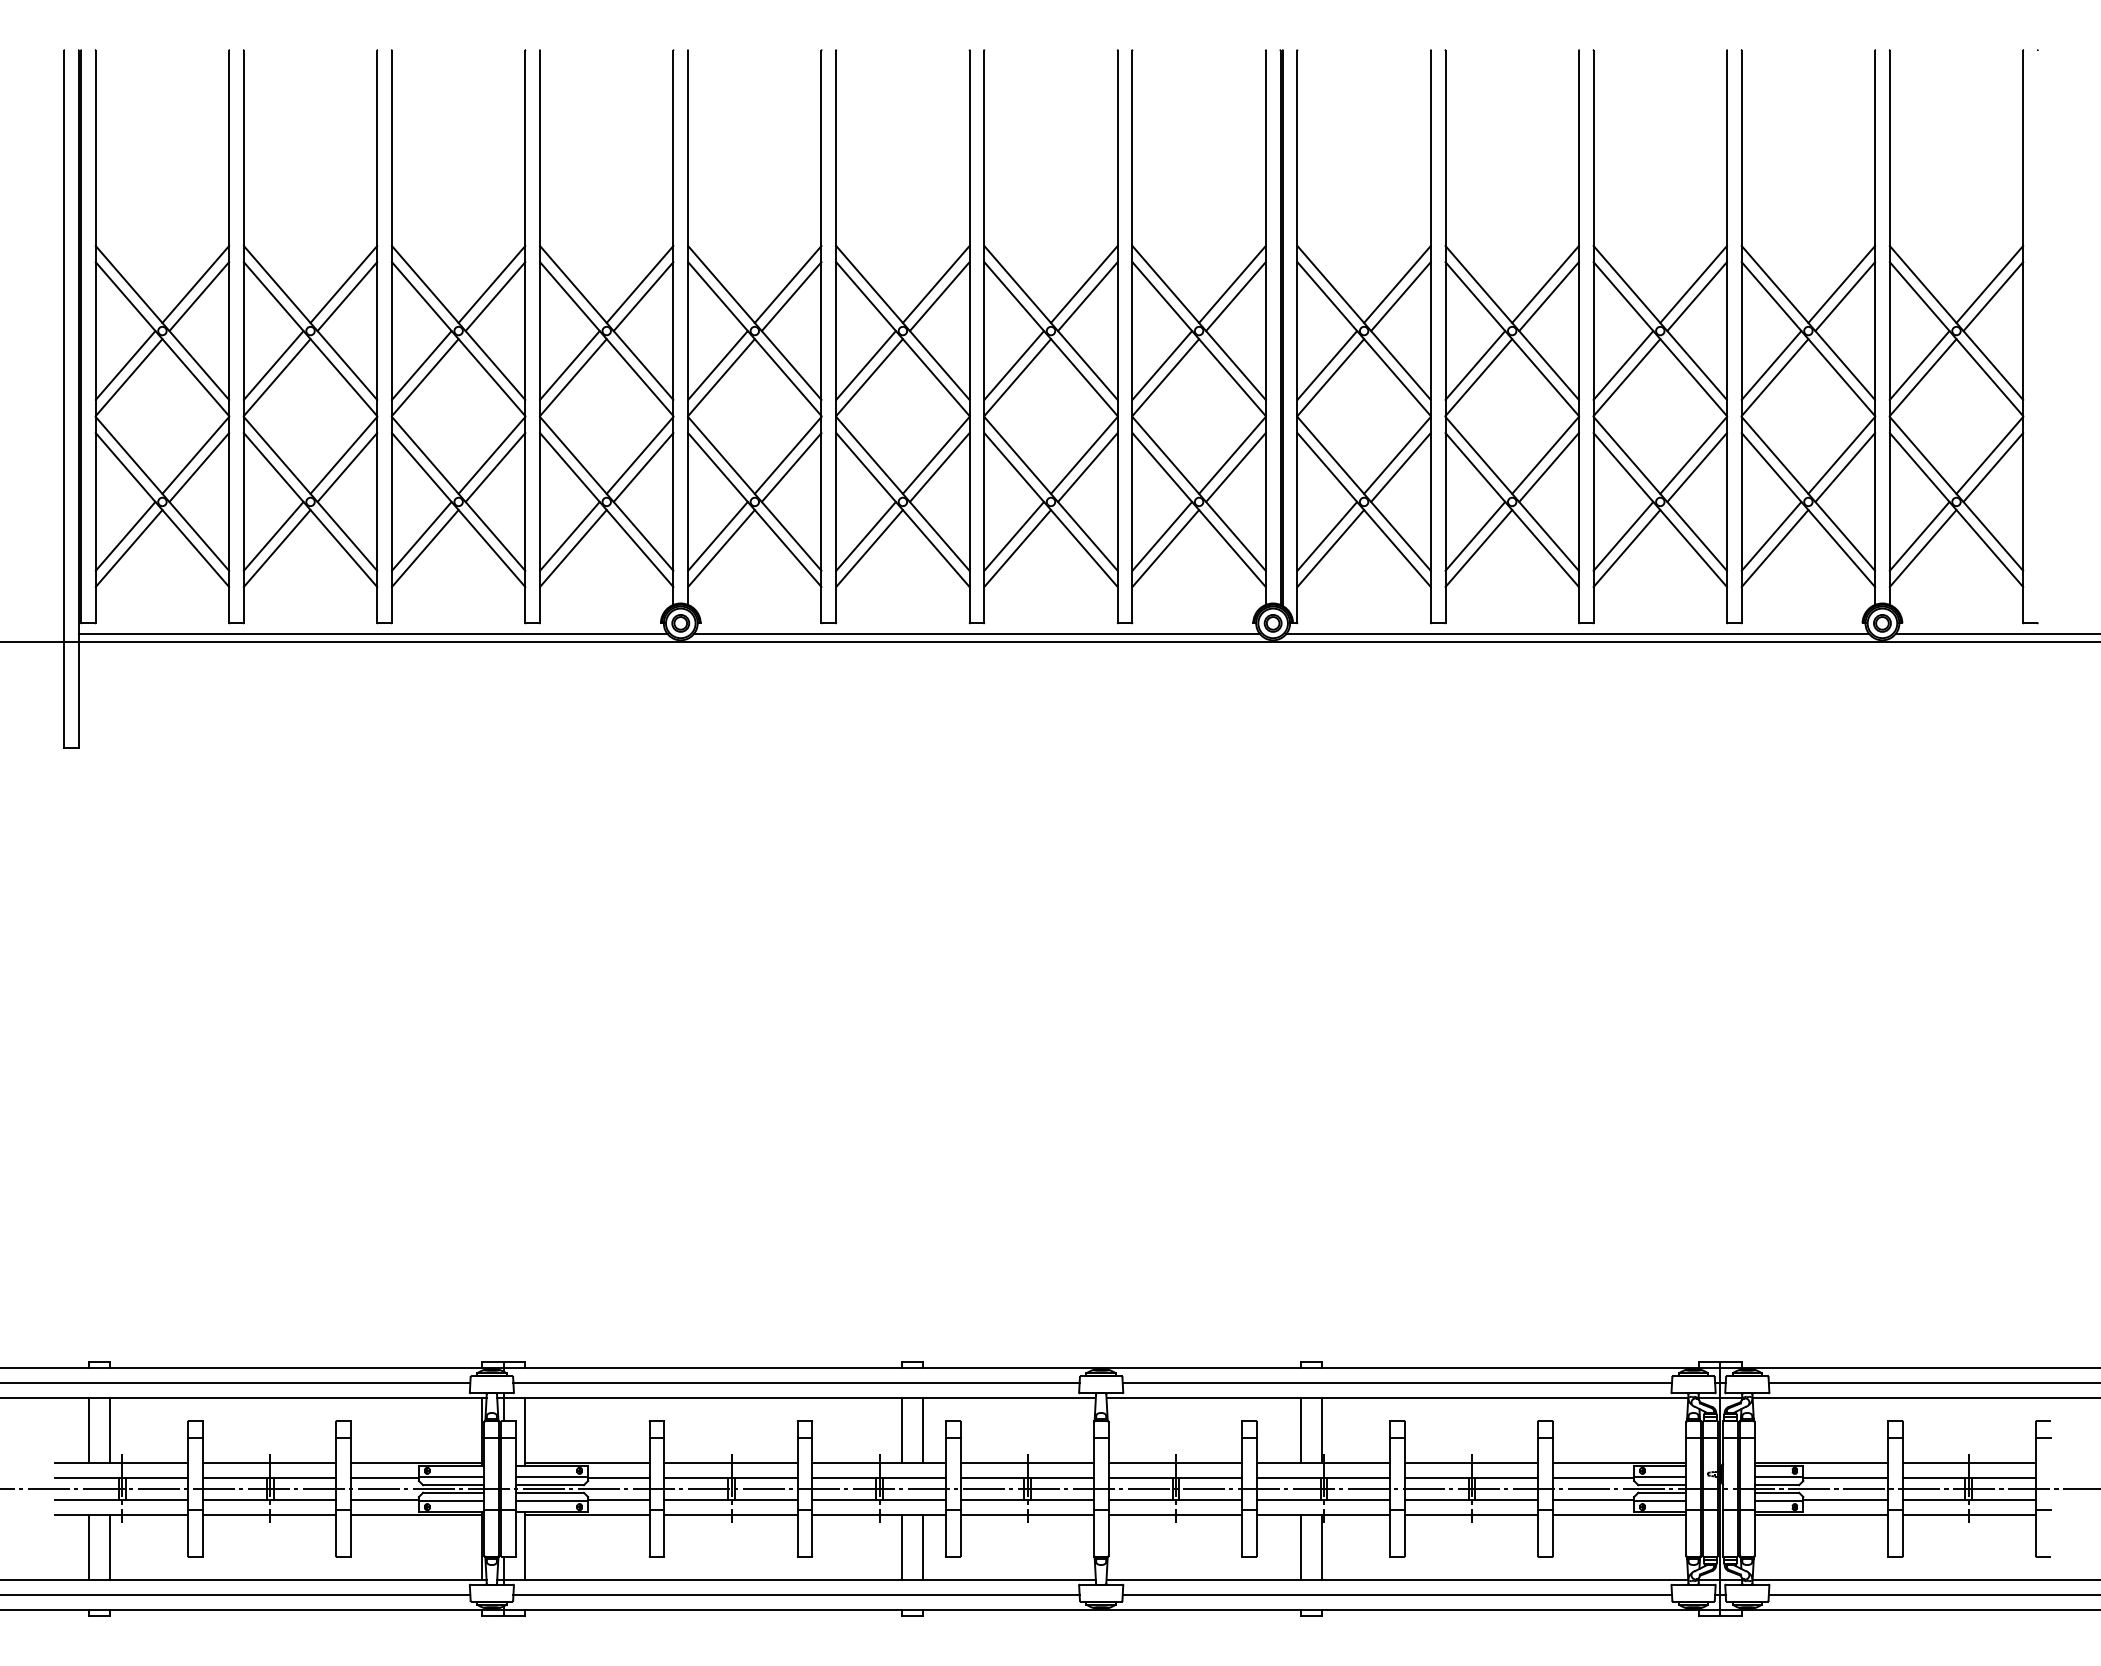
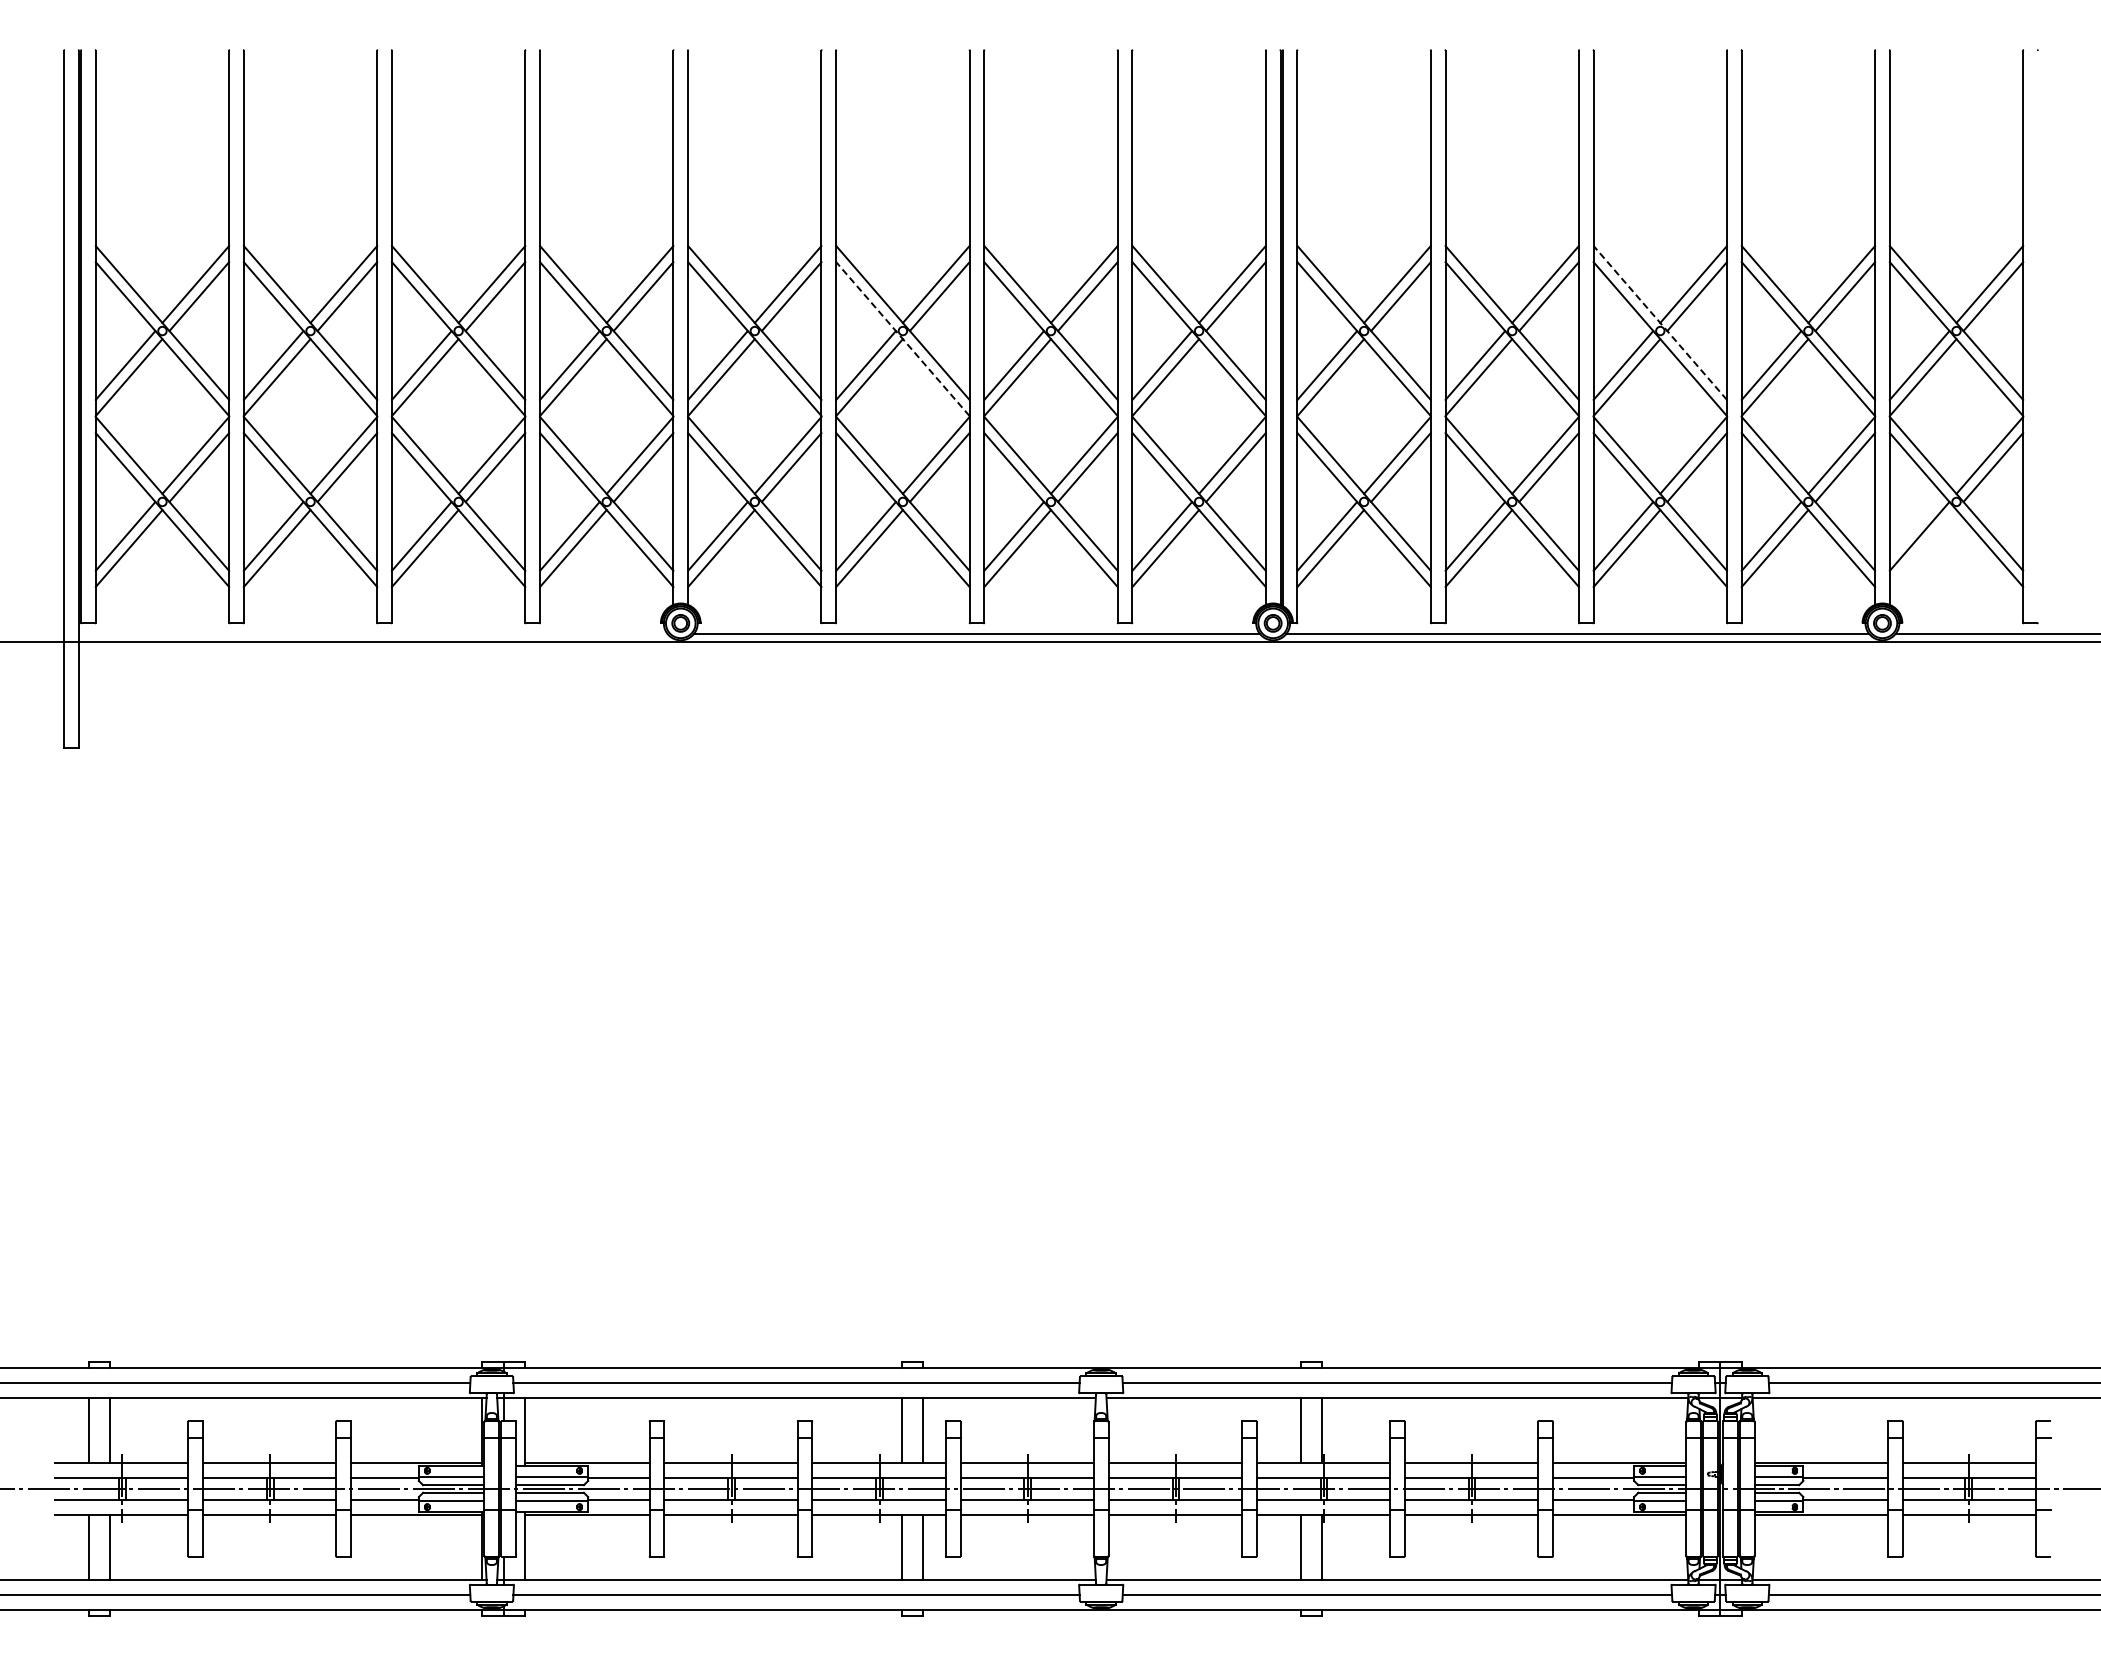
line: solid -> dashed (1660, 322)
line: solid -> dashed (902, 339)
line: present -> none (1922, 548)
line: present -> none (372, 633)
